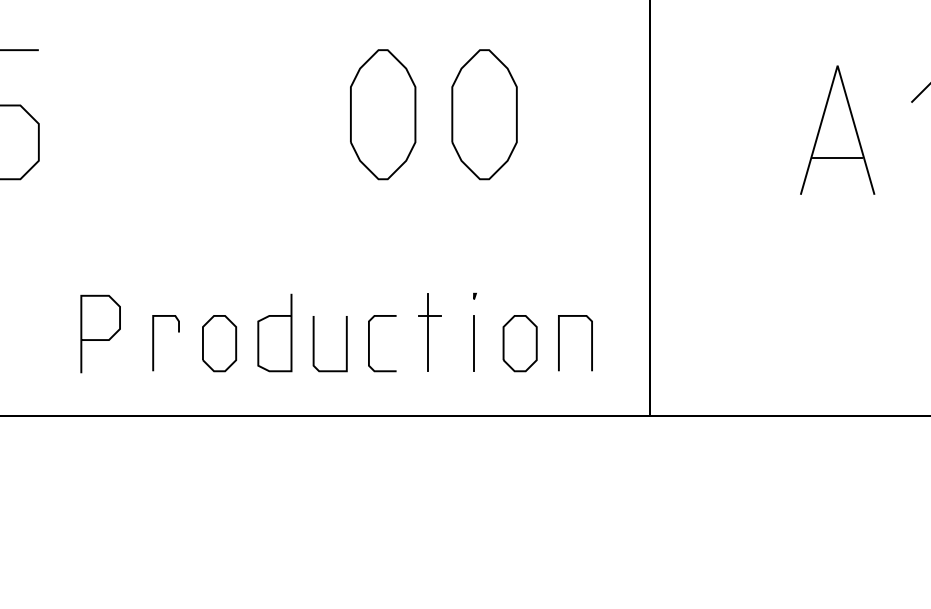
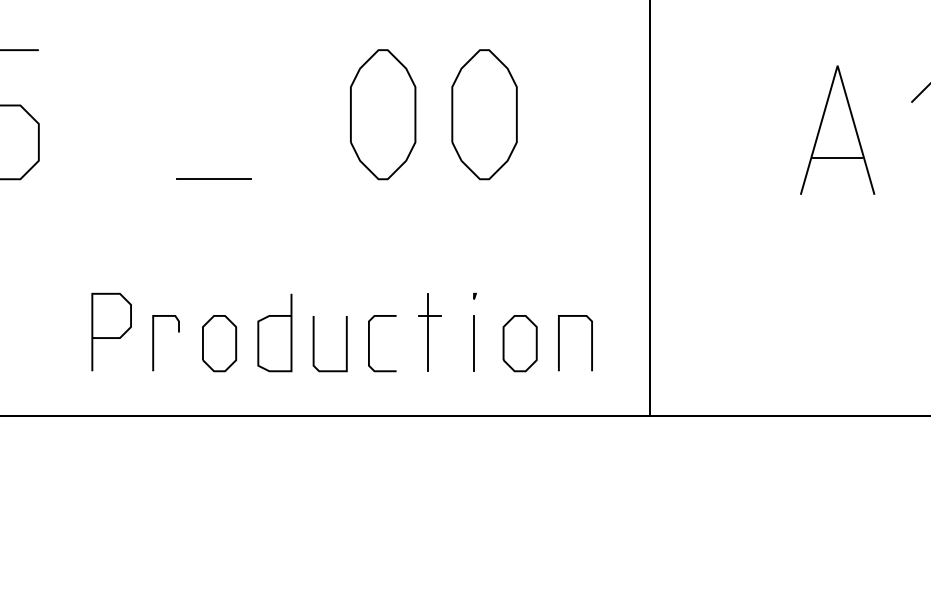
line: none -> present (213, 179)
curve position: (100, 339) -> (111, 337) (111, 337)
